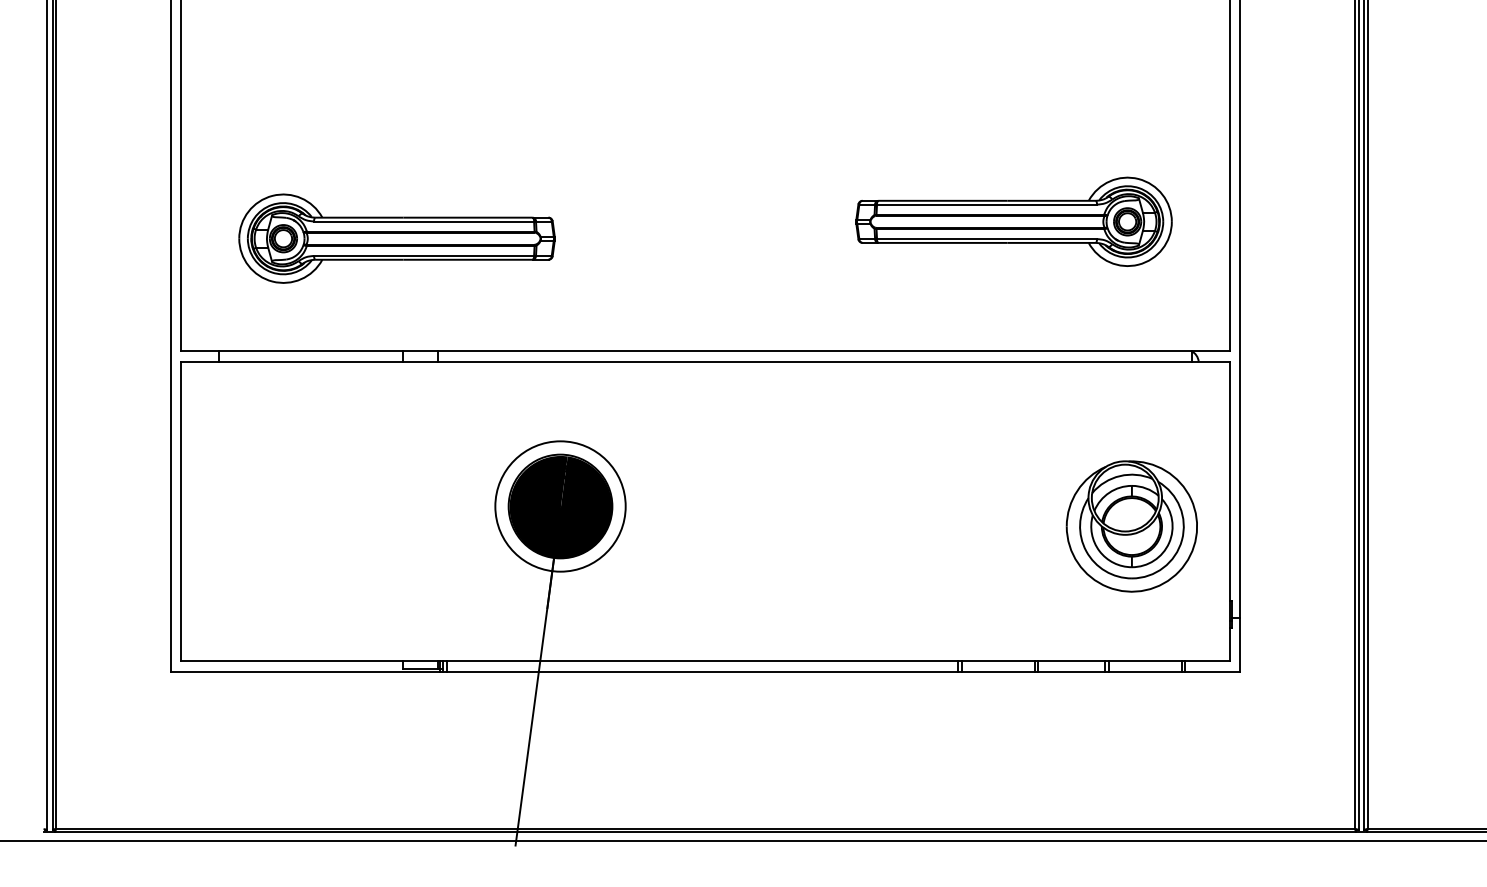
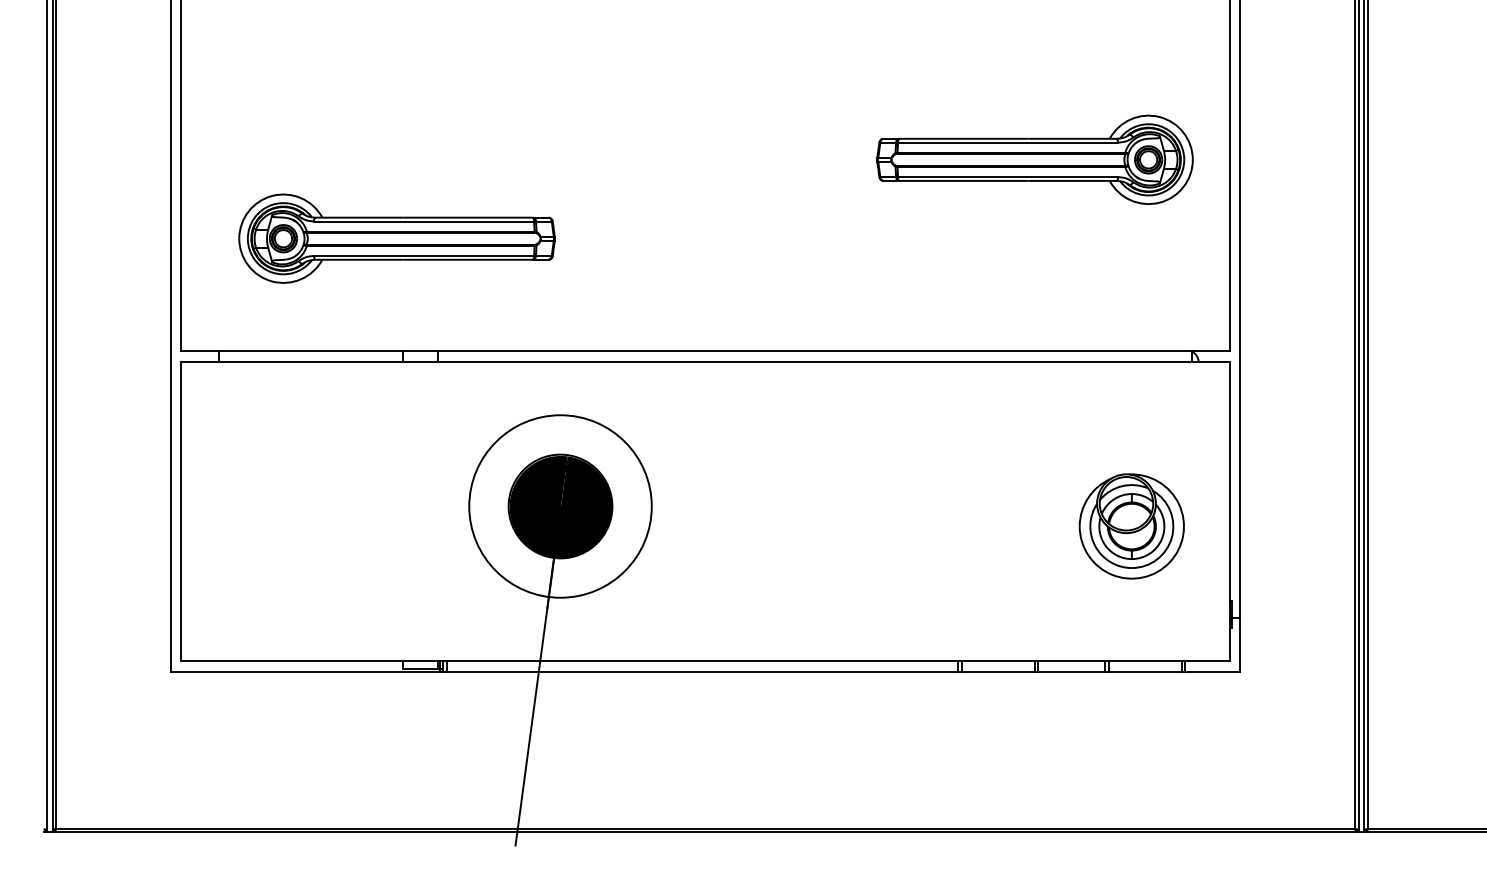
part position: (1013, 221) -> (1034, 159) (1034, 159)
circle diameter: 130 px -> 182 px (560, 506)
part size: 133x133 px -> 107x107 px (1131, 526)
line: present -> none (742, 840)
